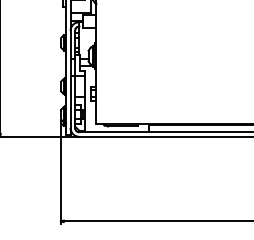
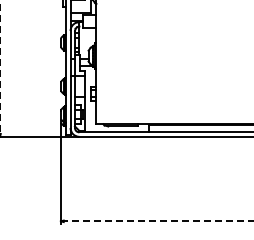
line: solid -> dashed (0, 68)
line: solid -> dashed (157, 221)
